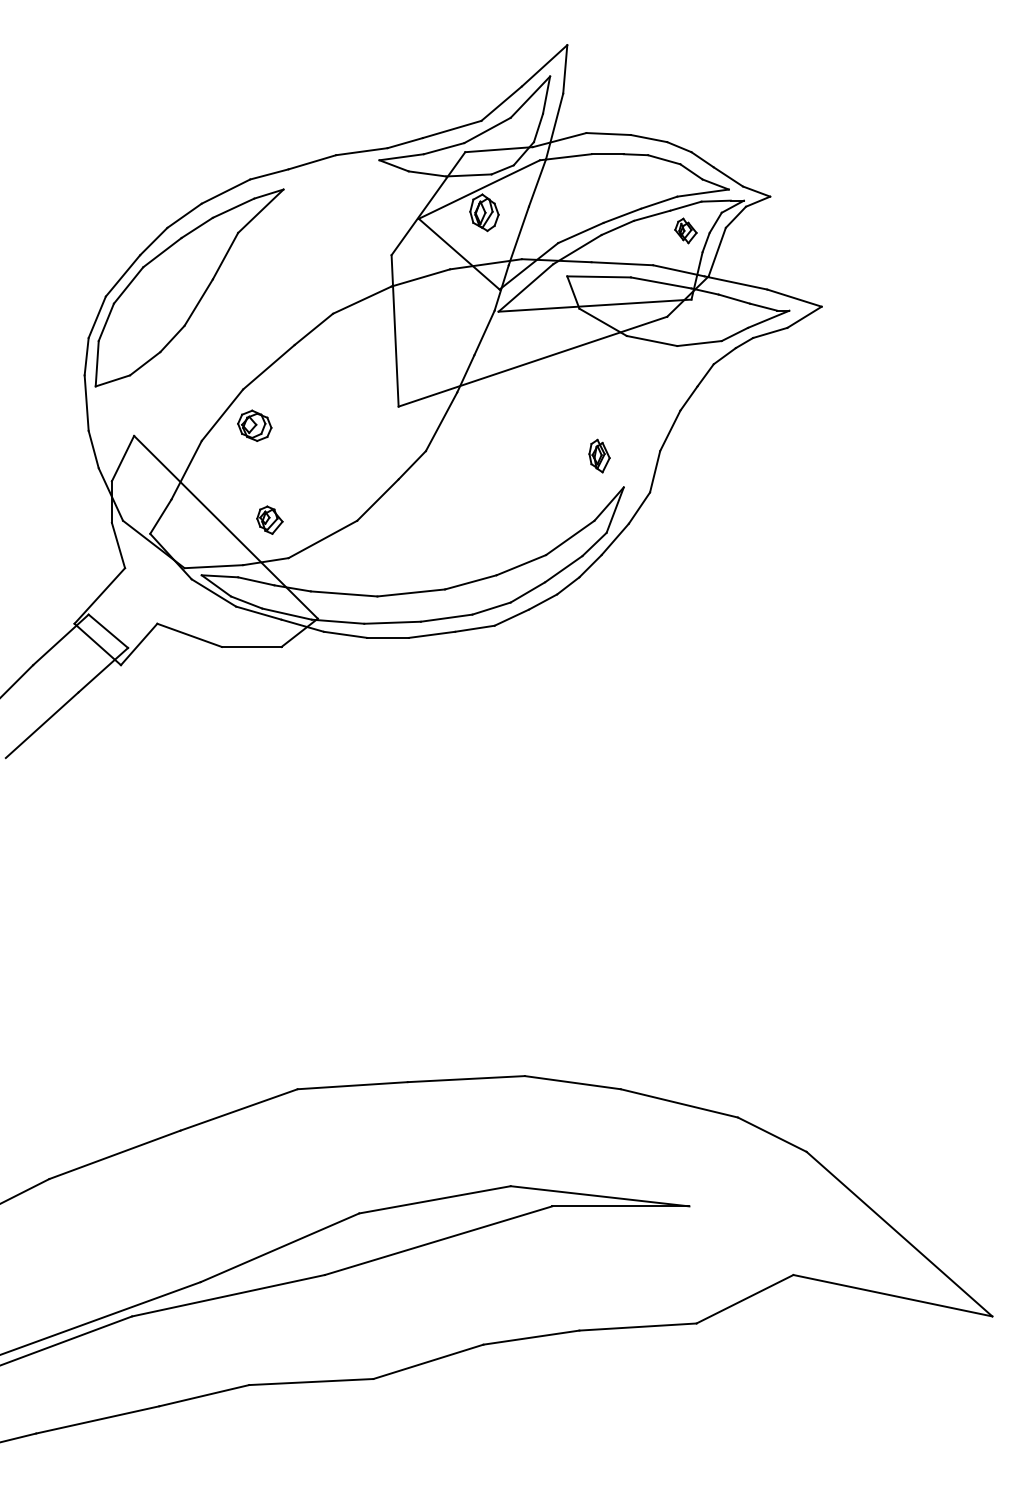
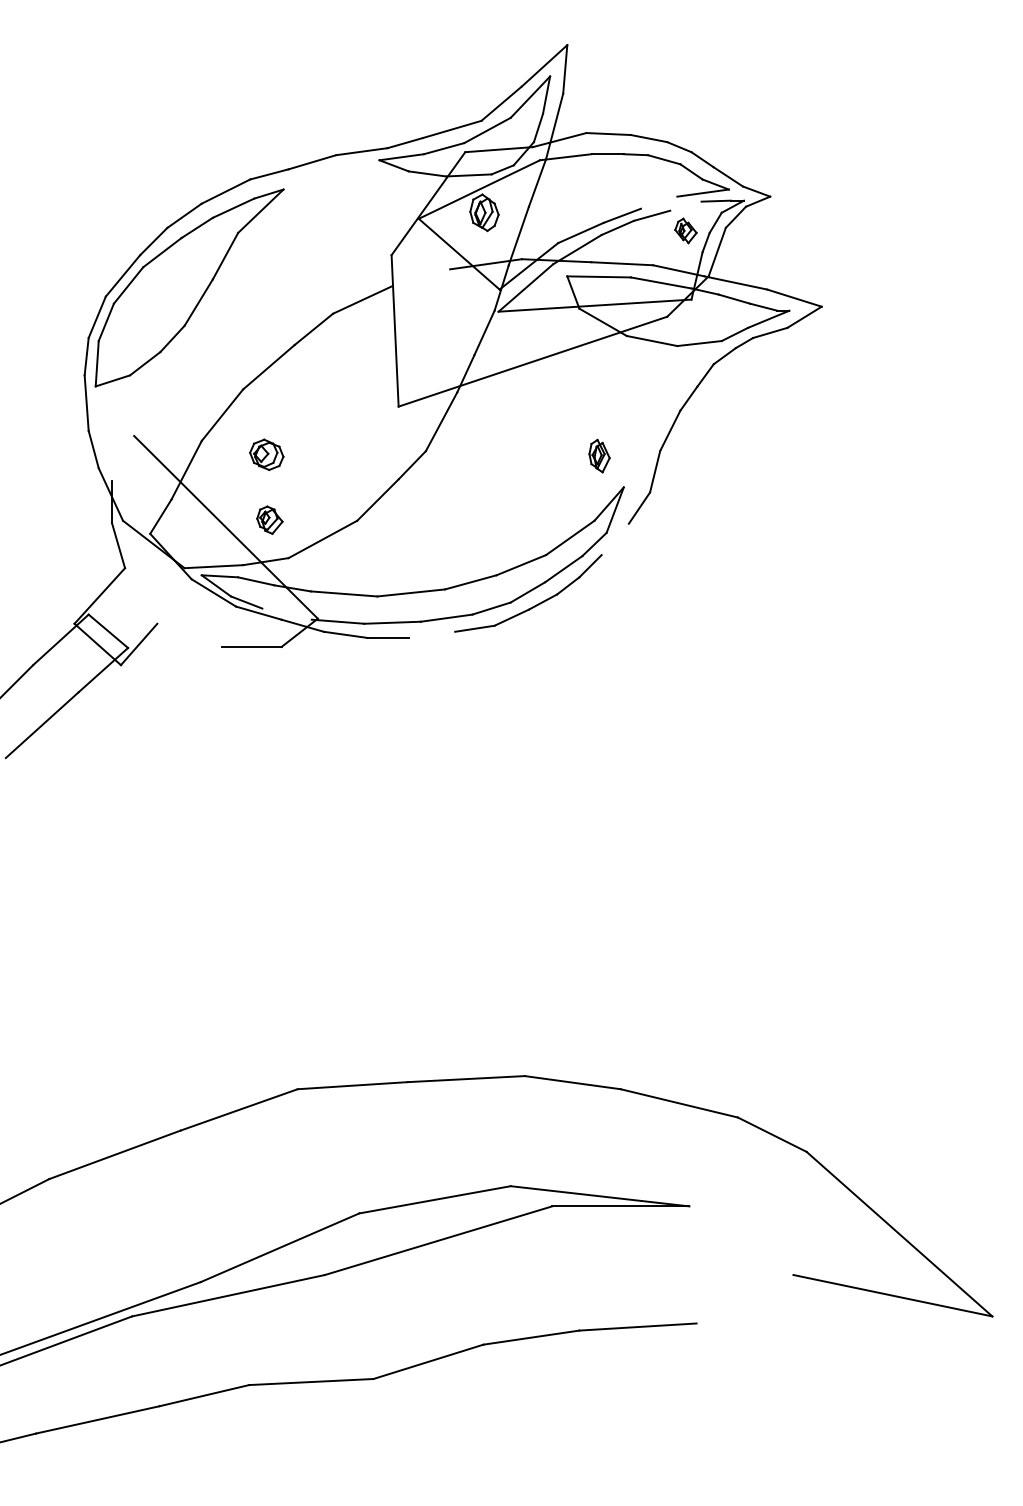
line: present -> none (658, 202)
line: present -> none (685, 205)
line: present -> none (420, 277)
part position: (254, 425) -> (266, 454) (266, 454)
line: present -> none (122, 458)
line: present -> none (614, 539)
line: present -> none (286, 613)
line: present -> none (431, 634)
line: present -> none (189, 635)
line: present -> none (744, 1299)
